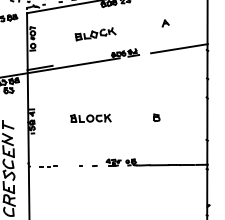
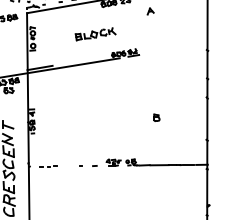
part position: (165, 23) -> (150, 11) (150, 11)
line: present -> none (179, 48)
part: present -> none (90, 117)
